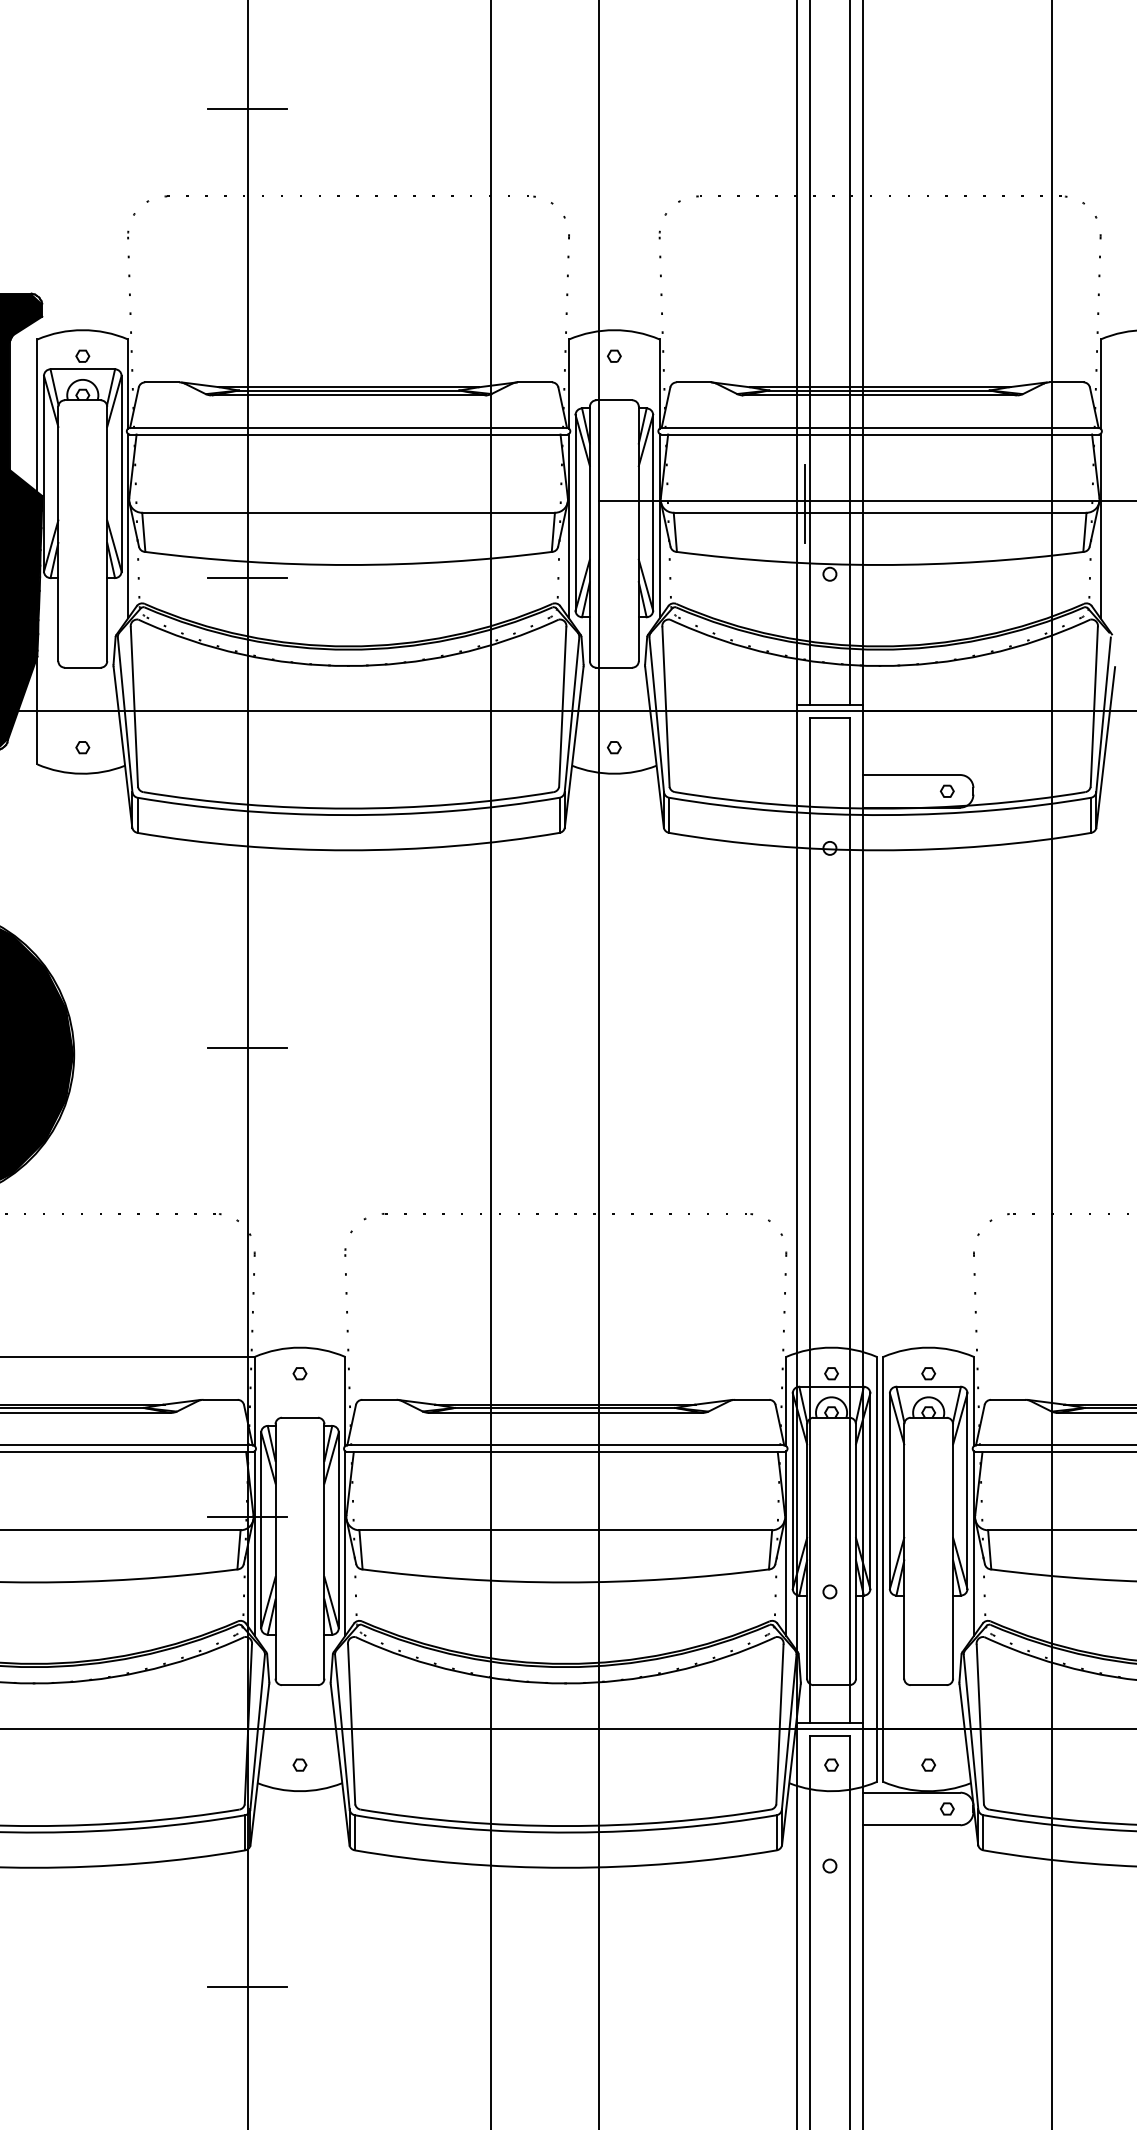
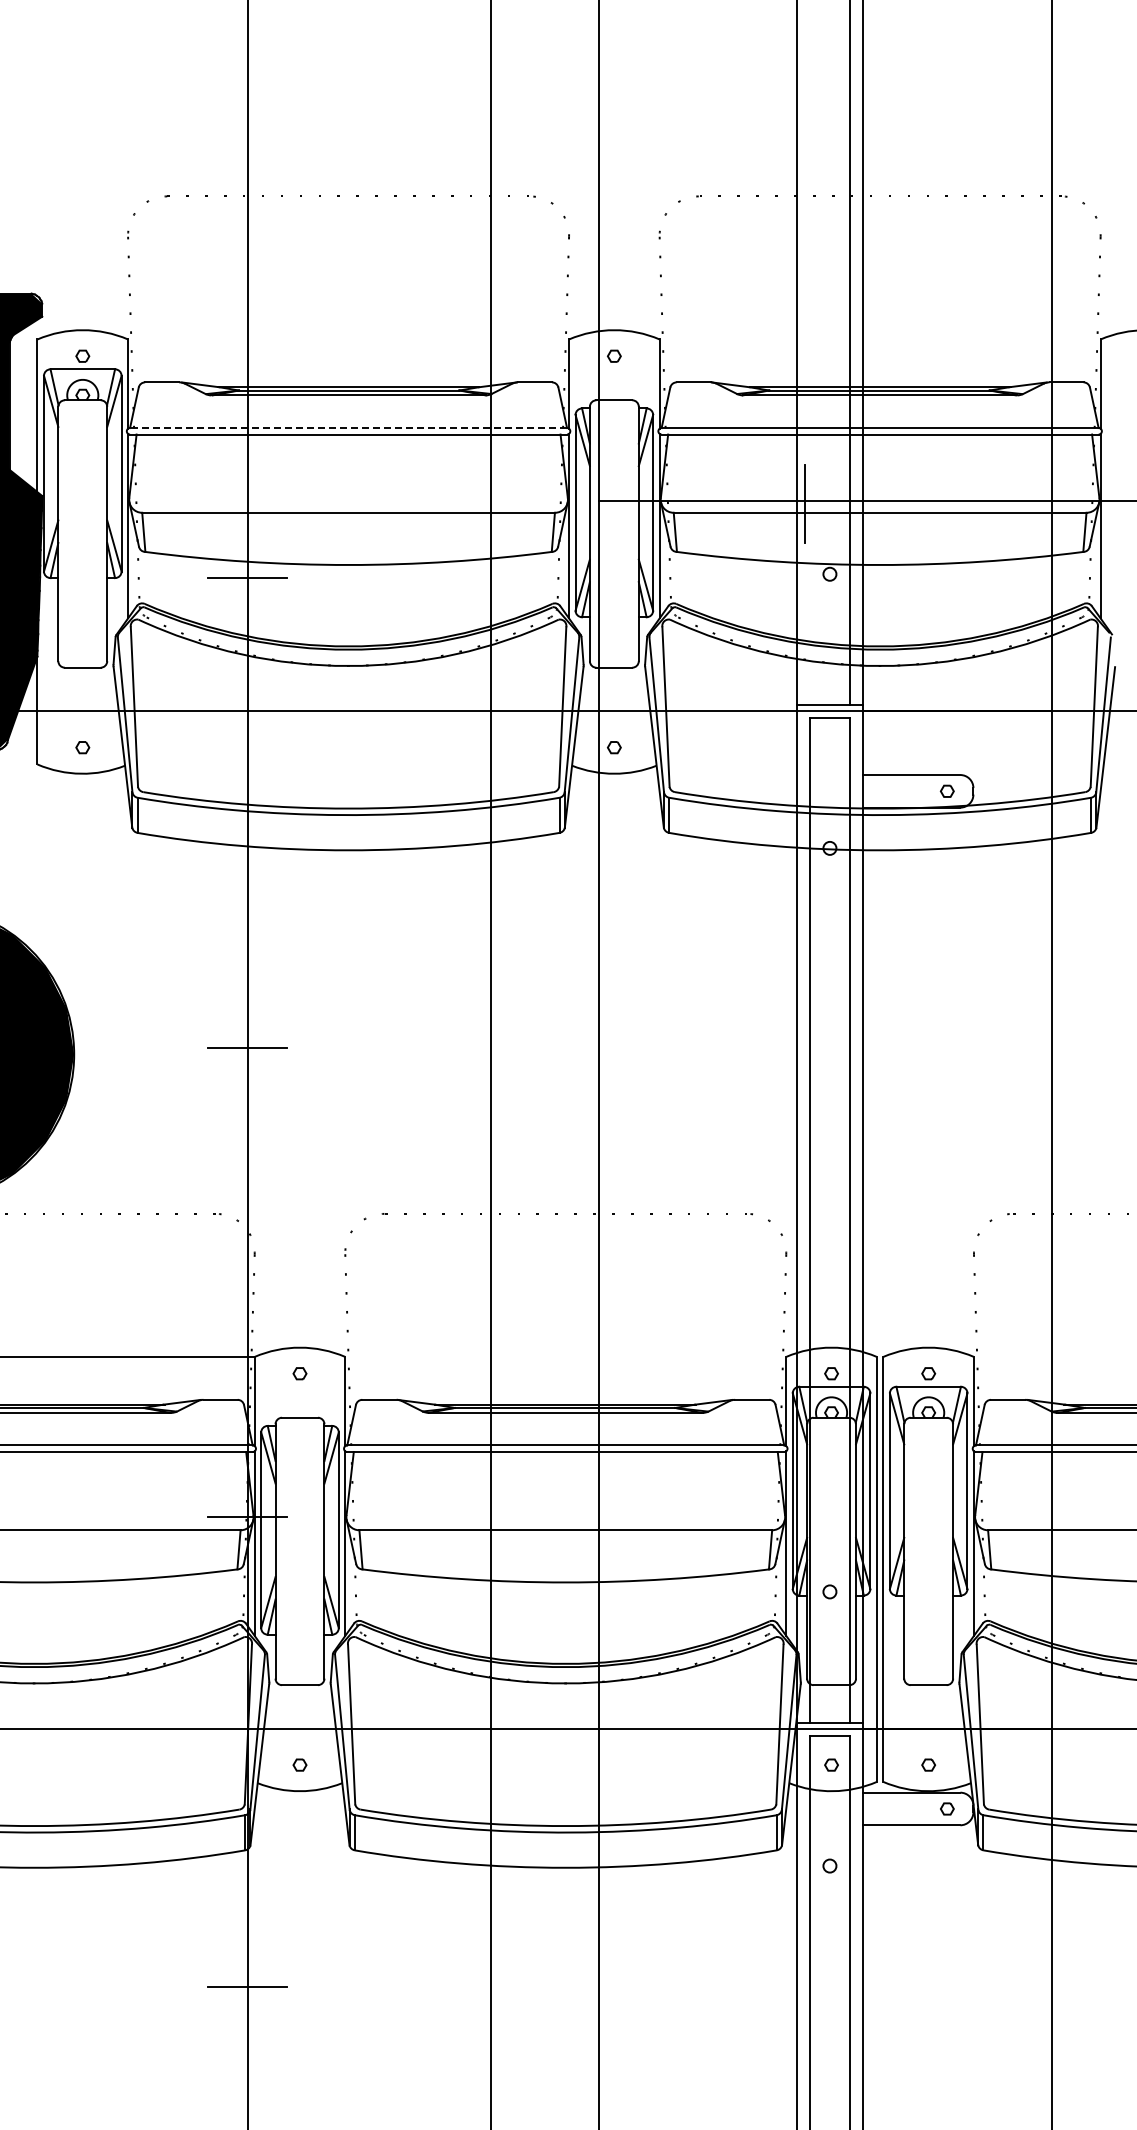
line: present -> none (247, 108)
line: present -> none (810, 353)
line: solid -> dashed (348, 428)
